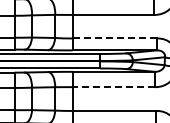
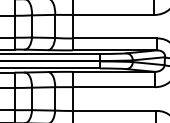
line: dashed -> solid (115, 38)
line: dashed -> solid (113, 87)
